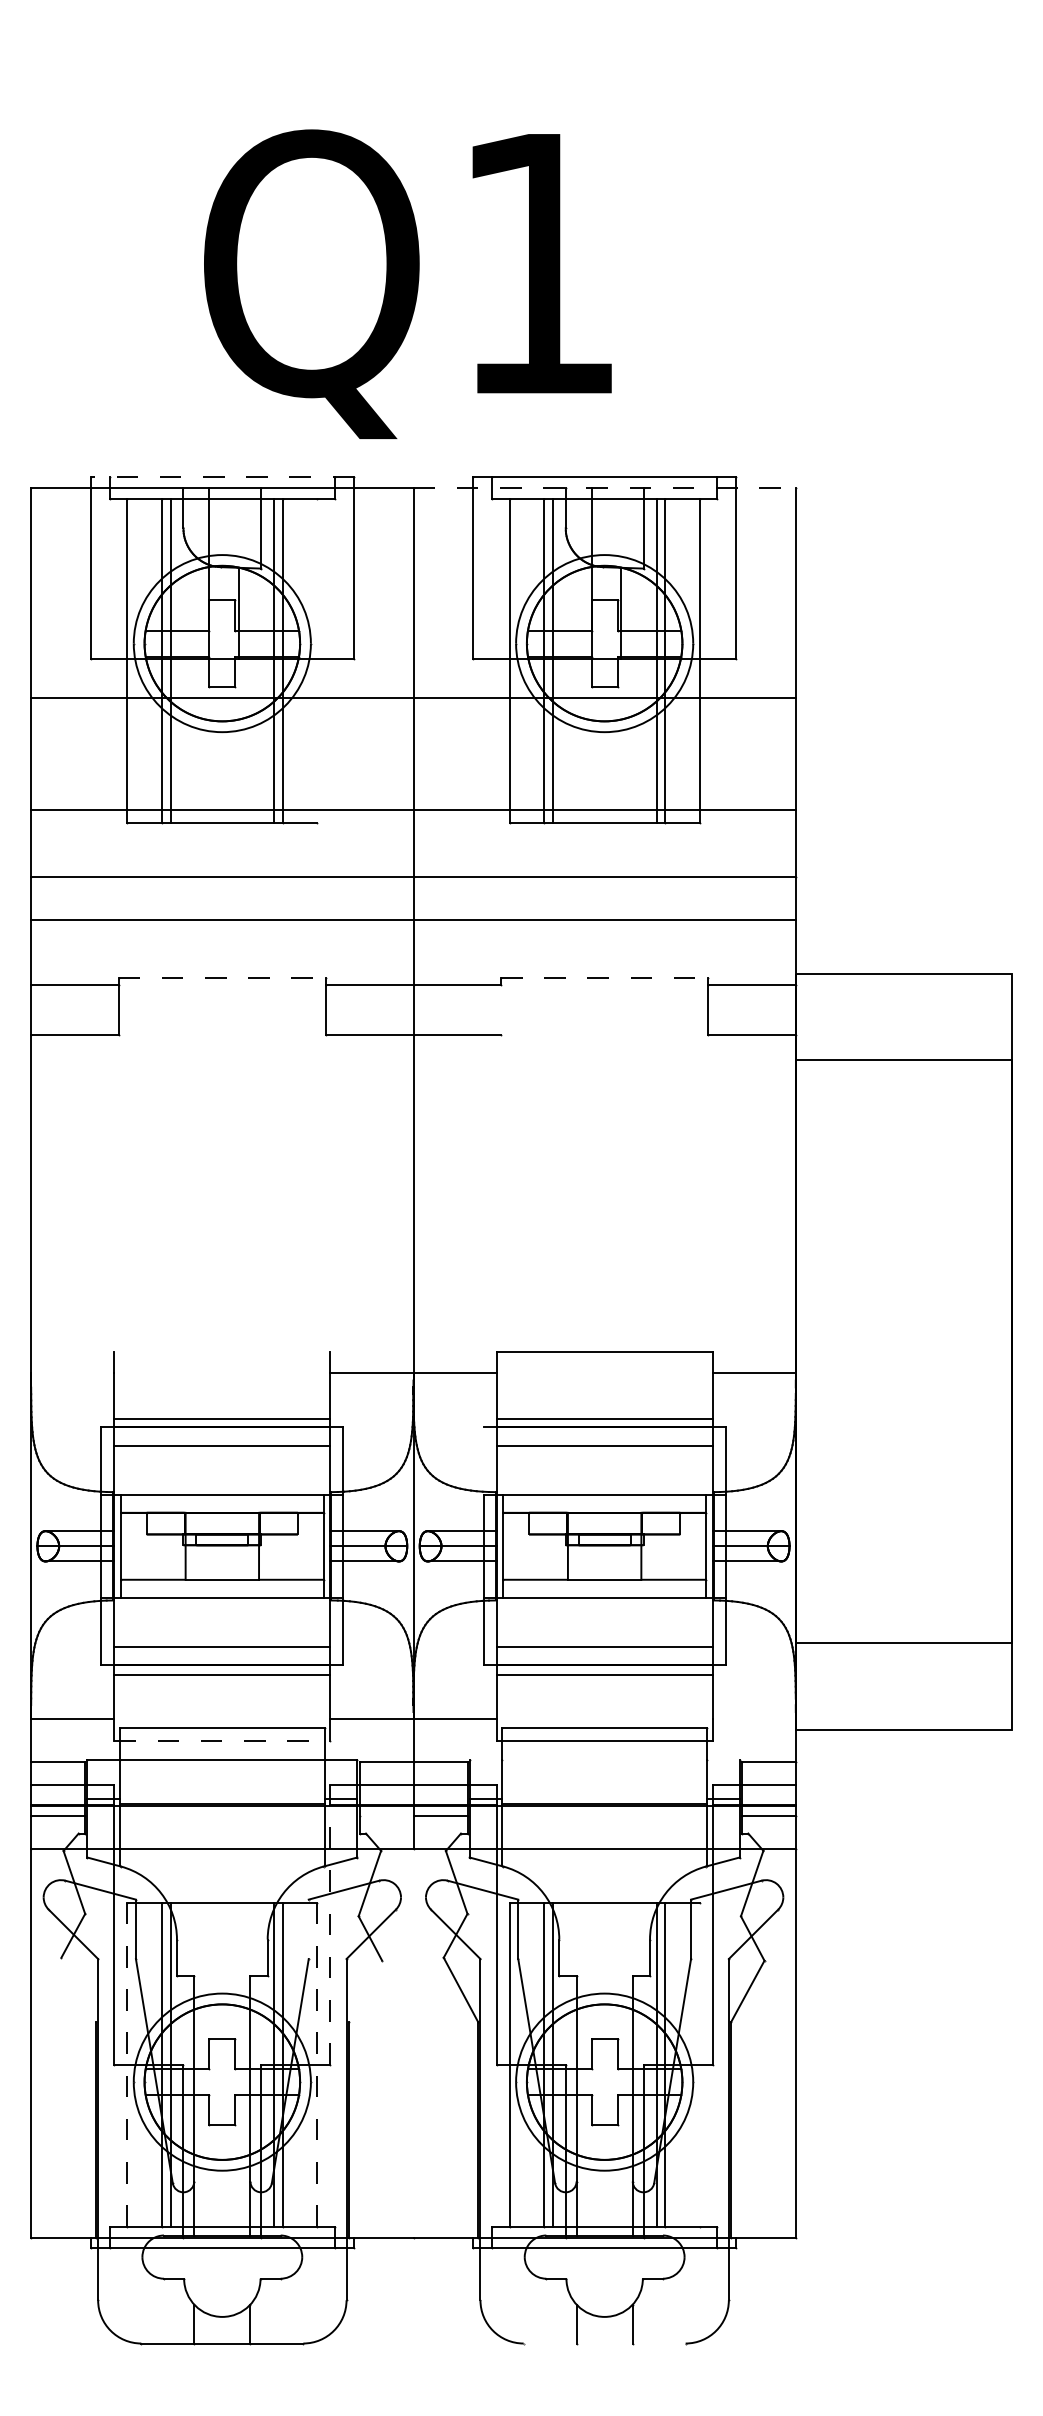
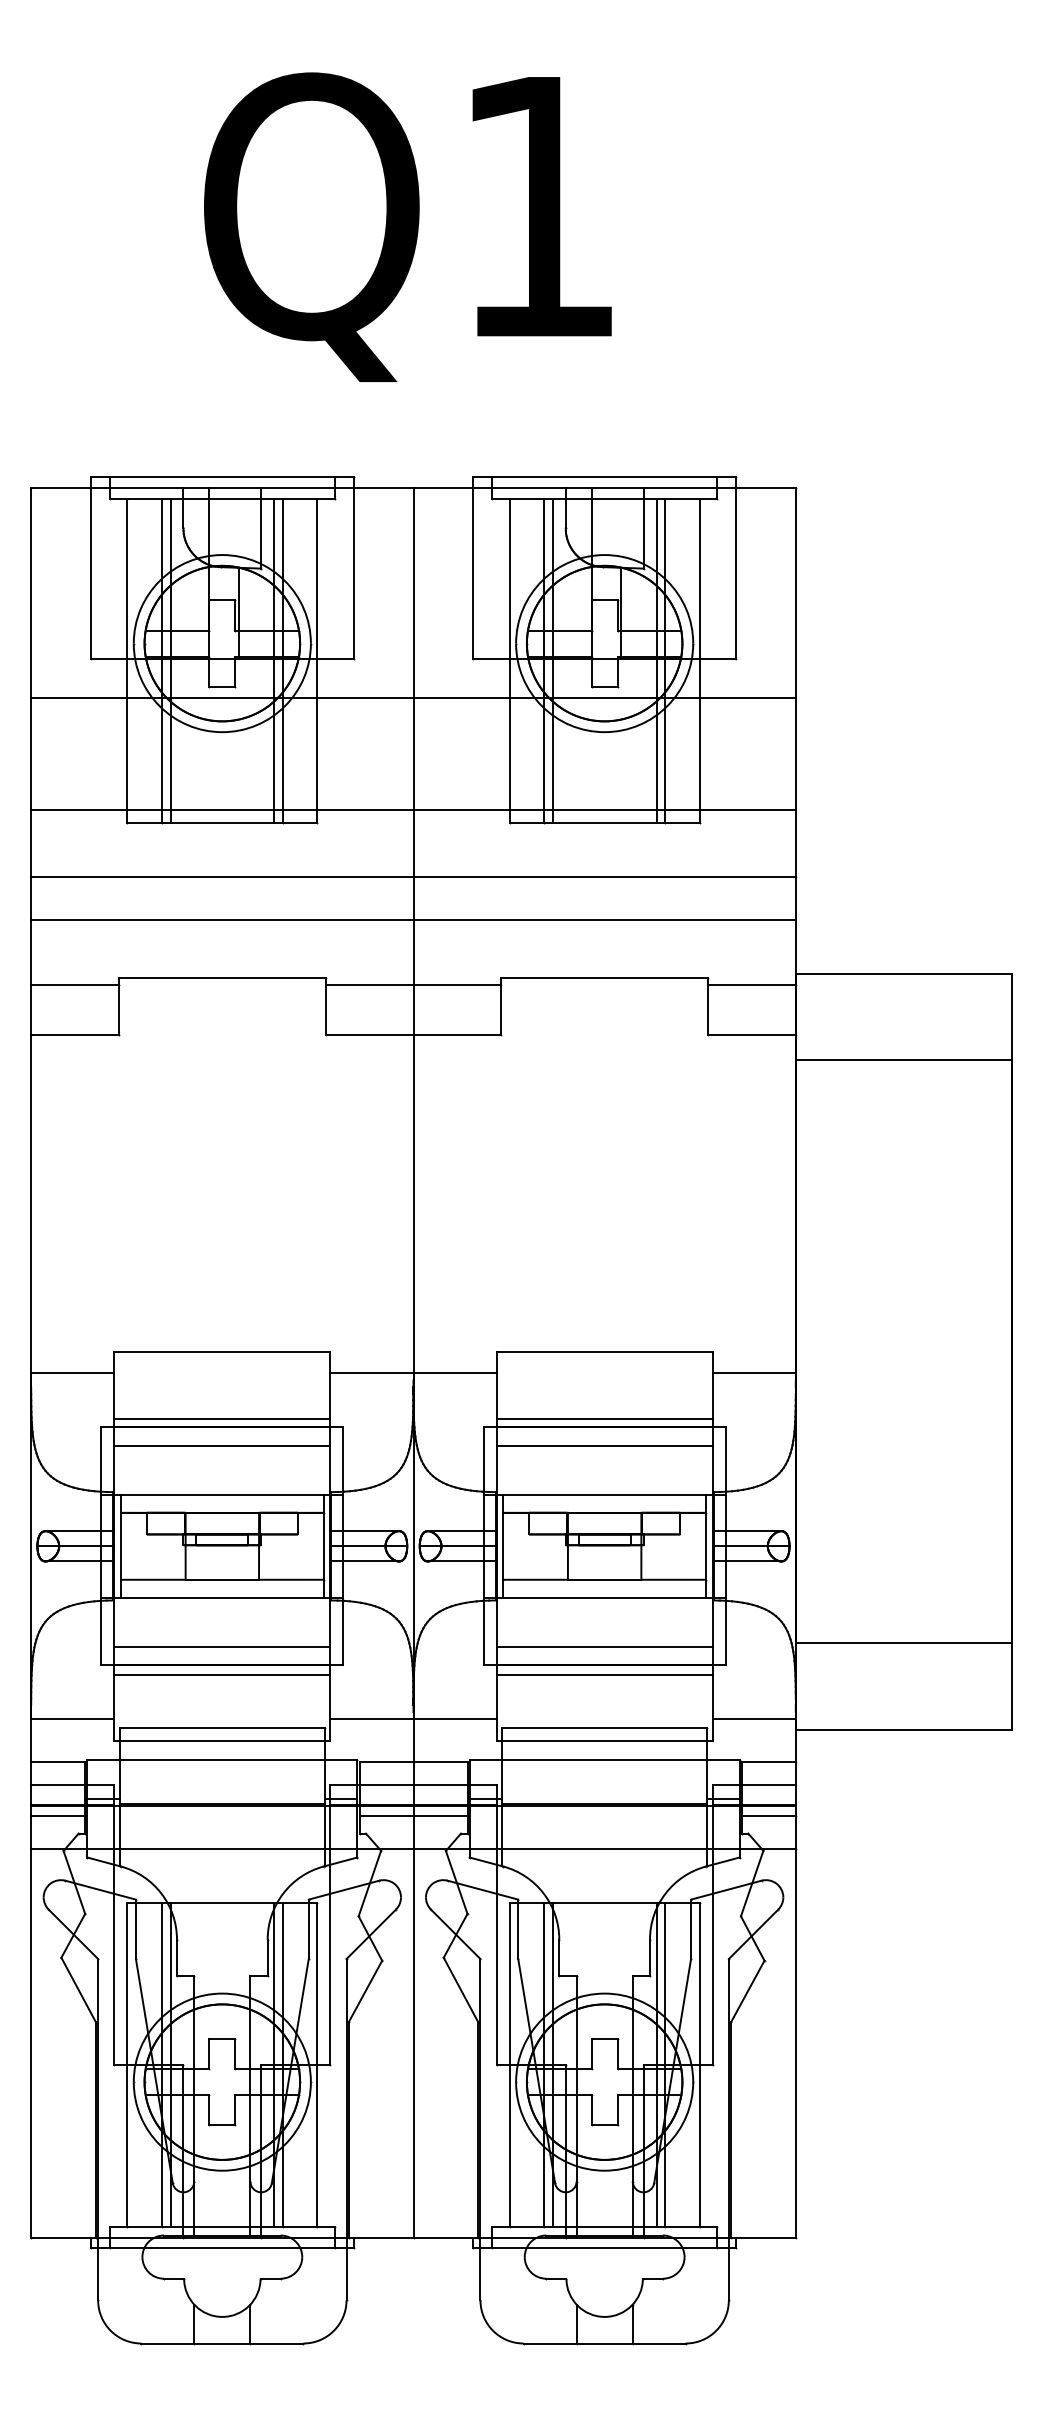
text position: (407, 283) -> (407, 226) (407, 226)
line: dashed -> solid (222, 477)
line: dashed -> solid (605, 488)
line: none -> present (317, 660)
line: dashed -> solid (222, 978)
line: dashed -> solid (604, 978)
line: none -> present (500, 1009)
line: none -> present (222, 1351)
line: none -> present (72, 1373)
line: none -> present (483, 1460)
line: none -> present (753, 1719)
line: dashed -> solid (222, 1740)
line: none -> present (604, 1760)
line: none -> present (386, 1816)
line: dashed -> solid (330, 1925)
line: none -> present (308, 1929)
line: none -> present (78, 1989)
line: none -> present (365, 1991)
line: none -> present (413, 2042)
line: dashed -> solid (127, 2064)
line: dashed -> solid (317, 2064)
line: none -> present (699, 2064)
line: none -> present (604, 2343)
